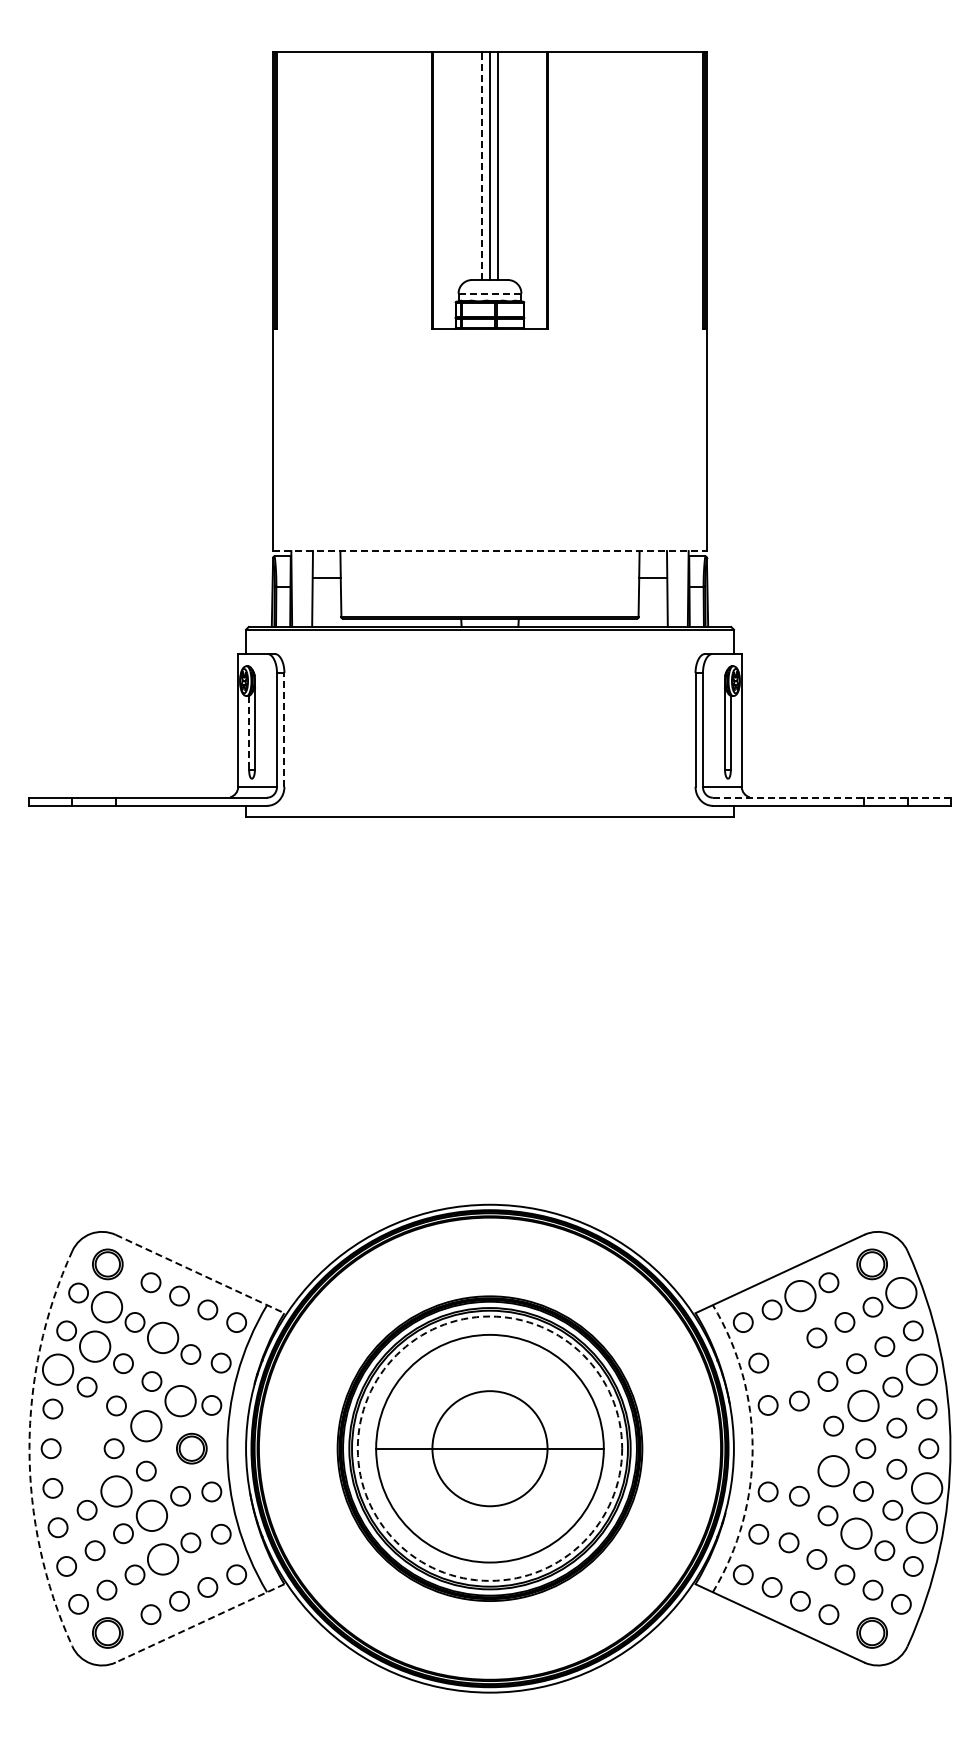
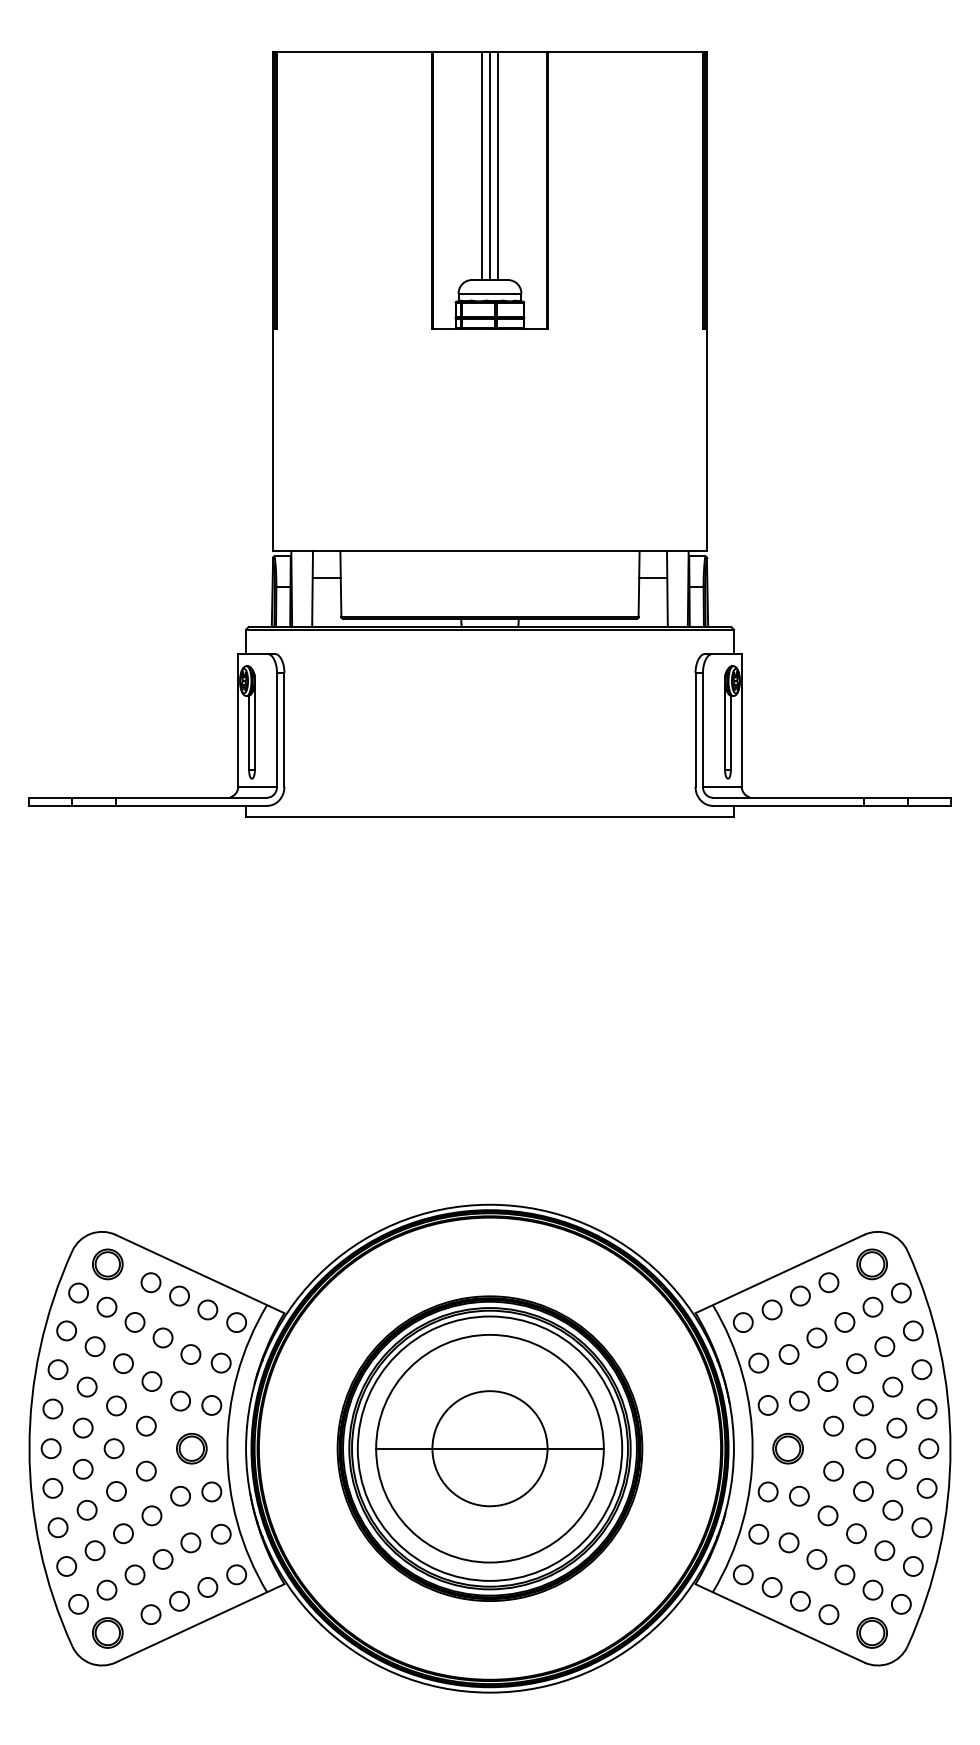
line: dashed -> solid (481, 166)
line: dashed -> solid (490, 293)
line: dashed -> solid (489, 551)
line: dashed -> solid (284, 729)
line: dashed -> solid (249, 733)
line: dashed -> solid (831, 797)
line: dashed -> solid (200, 1274)
circle diameter: 30 px -> 19 px (900, 1292)
circle diameter: 30 px -> 19 px (799, 1295)
circle diameter: 30 px -> 19 px (106, 1306)
circle diameter: 30 px -> 19 px (162, 1337)
circle diameter: 30 px -> 19 px (94, 1346)
circle: none -> present (788, 1354)
circle diameter: 30 px -> 19 px (57, 1369)
circle diameter: 30 px -> 19 px (921, 1369)
circle diameter: 30 px -> 19 px (180, 1400)
circle diameter: 30 px -> 19 px (863, 1405)
circle diameter: 30 px -> 19 px (145, 1425)
circle: none -> present (82, 1427)
arc: dashed -> solid (29, 1448)
circle: dashed -> solid (489, 1448)
arc: dashed -> solid (752, 1448)
part: none -> present (787, 1448)
circle: none -> present (82, 1468)
circle diameter: 30 px -> 19 px (833, 1470)
circle diameter: 30 px -> 19 px (926, 1487)
circle diameter: 30 px -> 19 px (116, 1490)
circle diameter: 30 px -> 19 px (151, 1515)
circle diameter: 30 px -> 19 px (921, 1527)
circle diameter: 30 px -> 19 px (856, 1533)
circle diameter: 30 px -> 19 px (162, 1558)
line: dashed -> solid (200, 1623)
